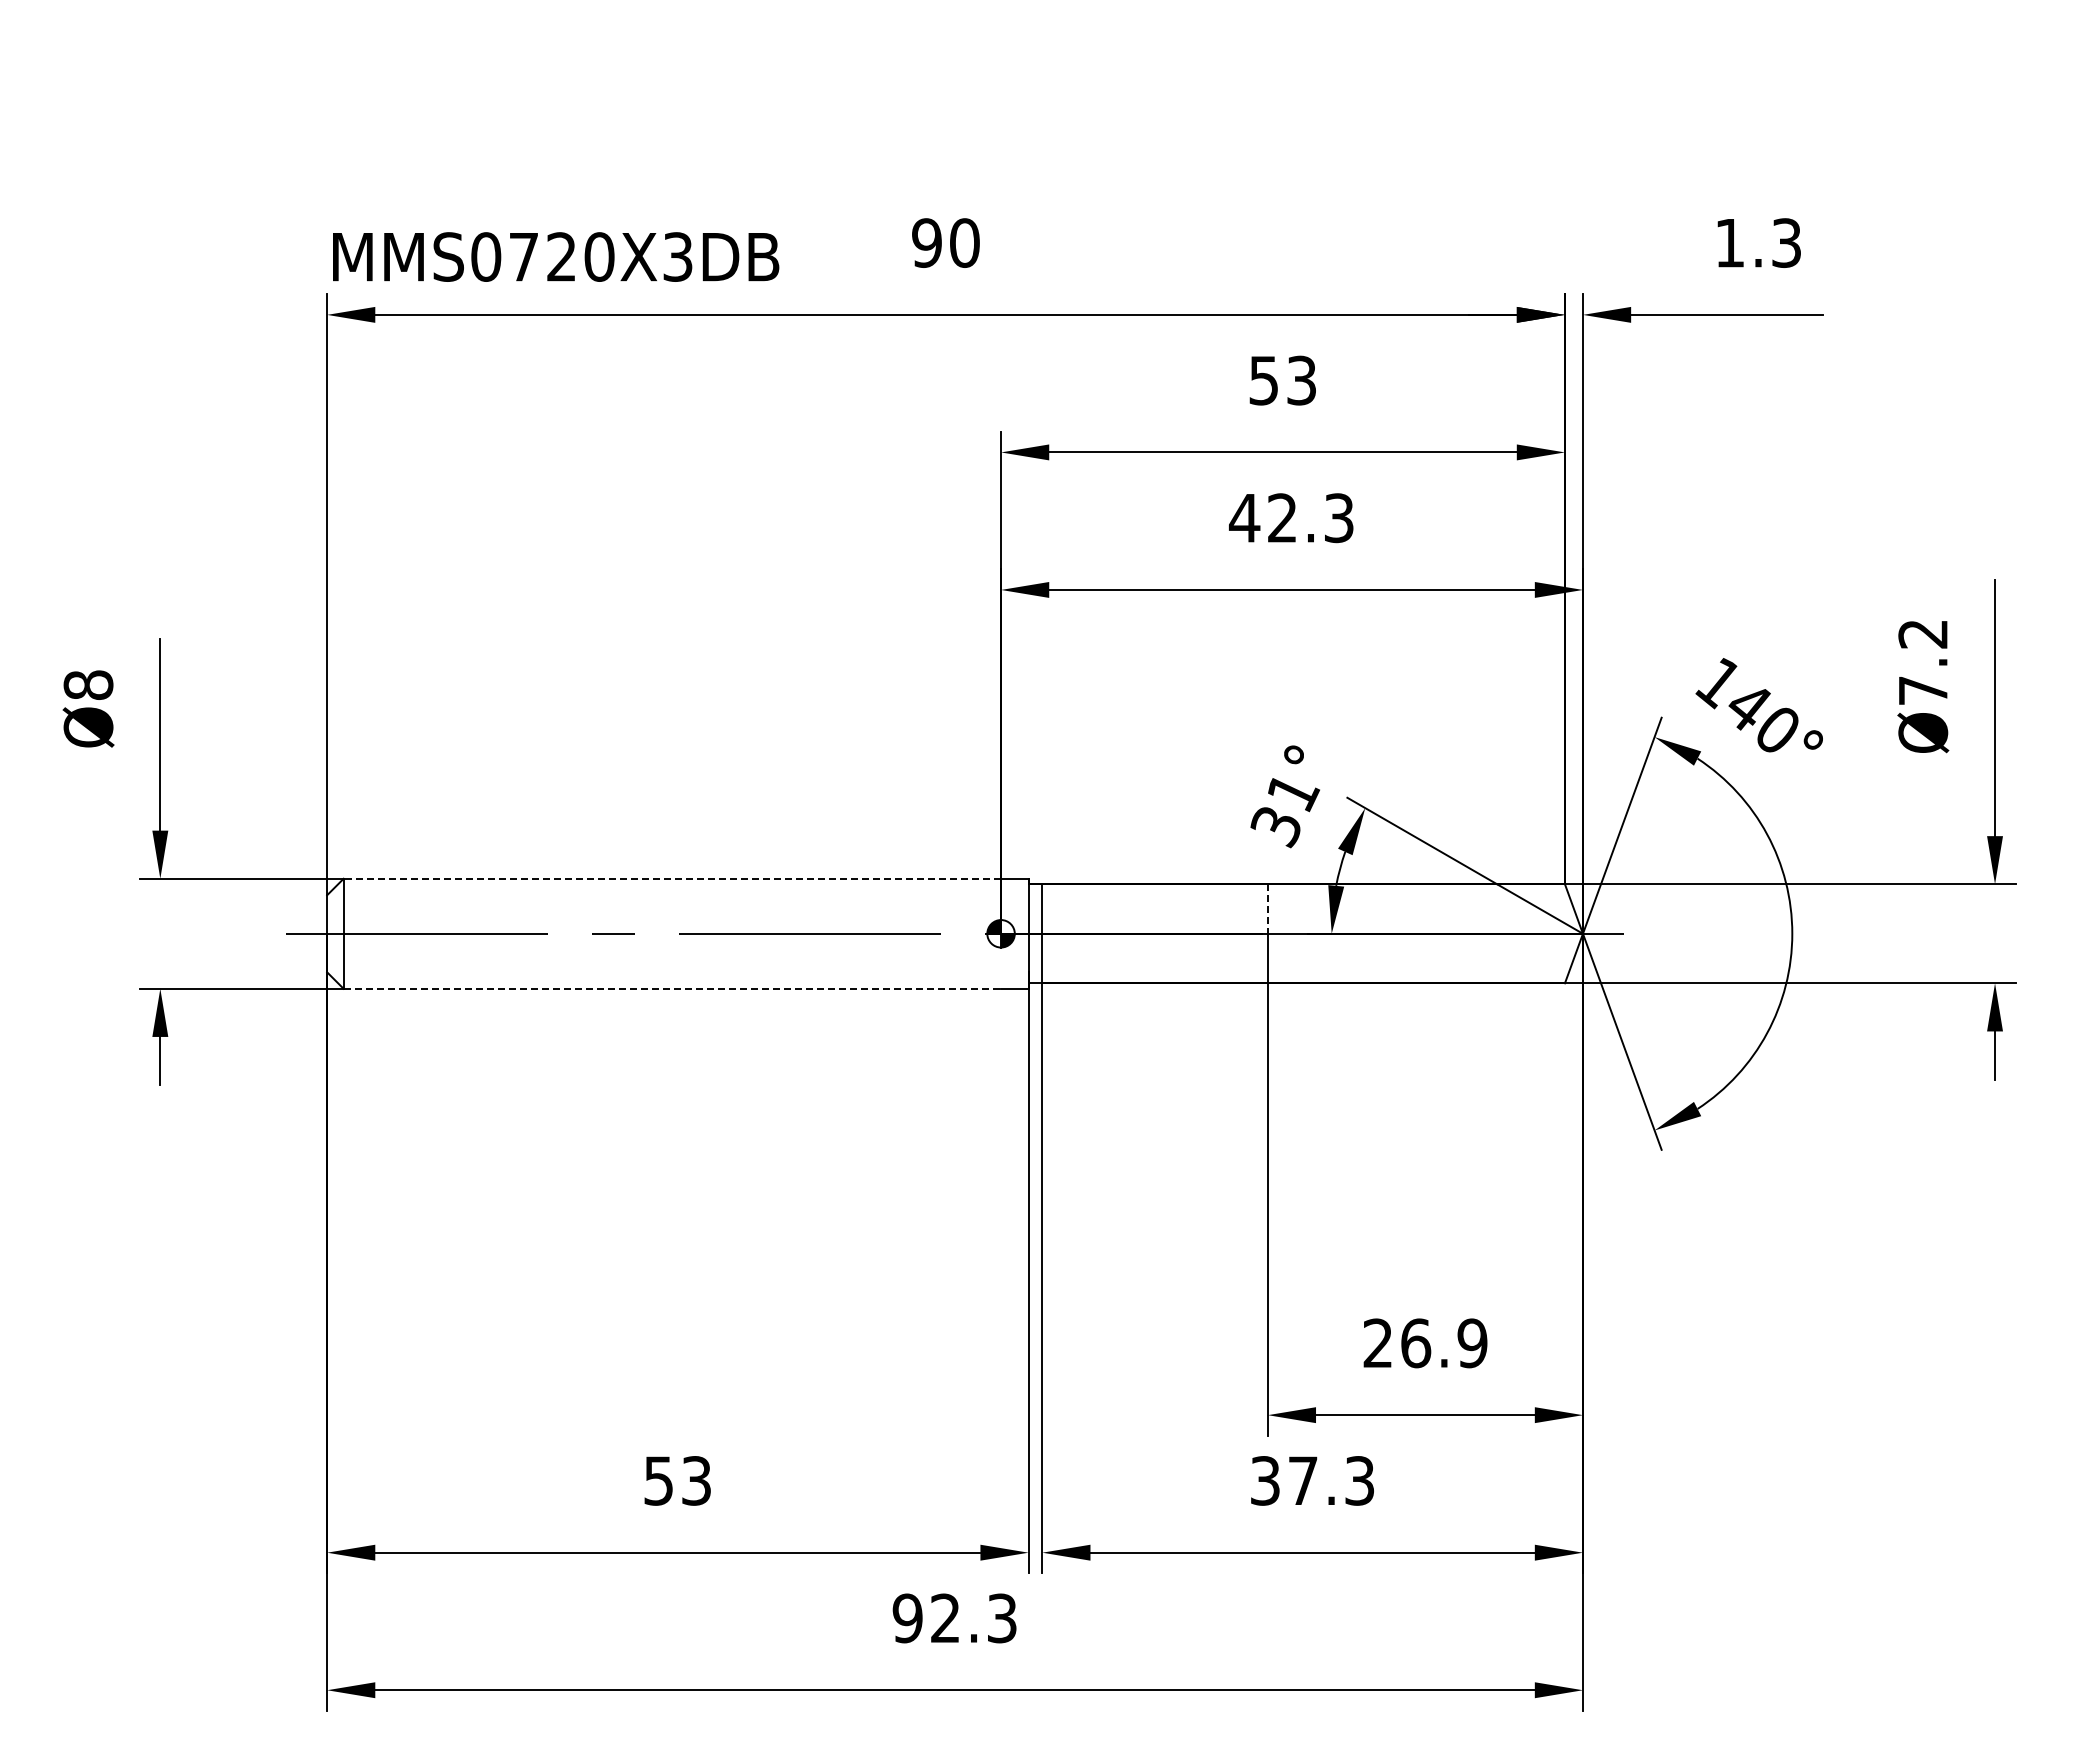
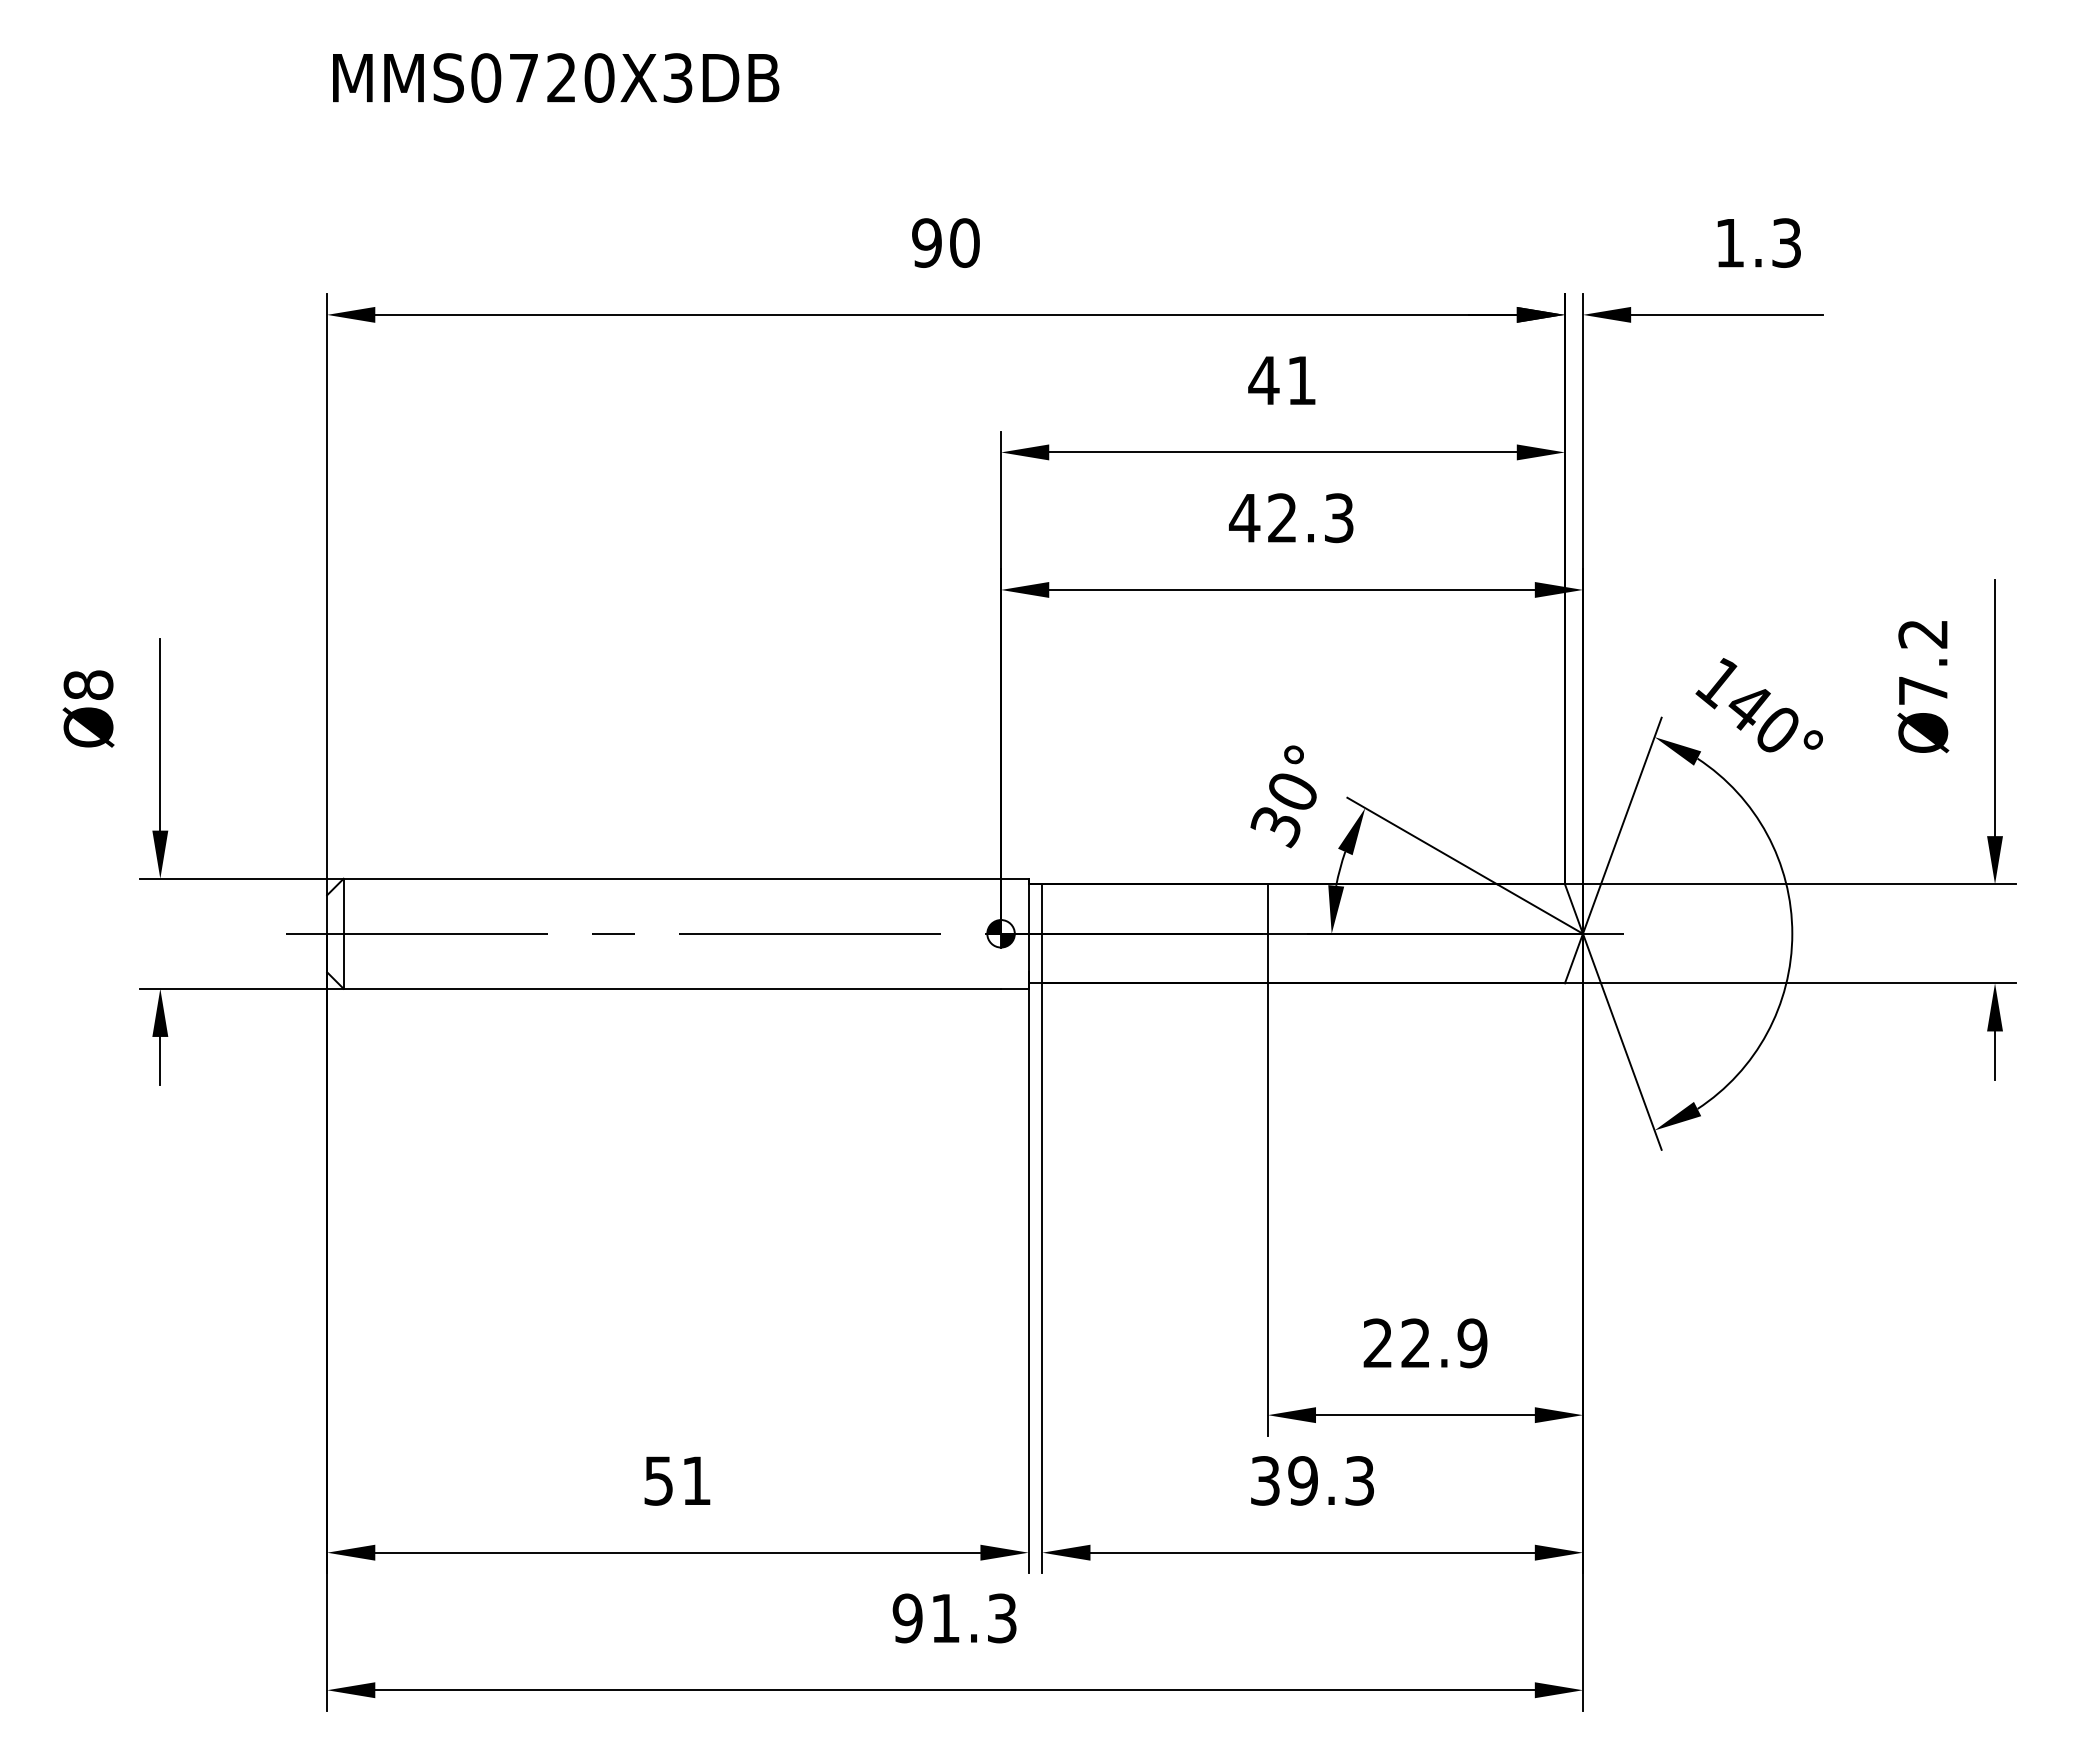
text position: (556, 256) -> (556, 77) (556, 77)
text: 53 -> 41 (1281, 380)
text: 31° -> 30° (1294, 792)
line: dashed -> solid (672, 878)
line: dashed -> solid (1267, 909)
line: dashed -> solid (672, 988)
text: 26.9 -> 22.9 (1416, 1343)
text: 53 -> 51 (696, 1480)
text: 37.3 -> 39.3 (1302, 1480)
text: 92.3 -> 91.3 (945, 1617)
